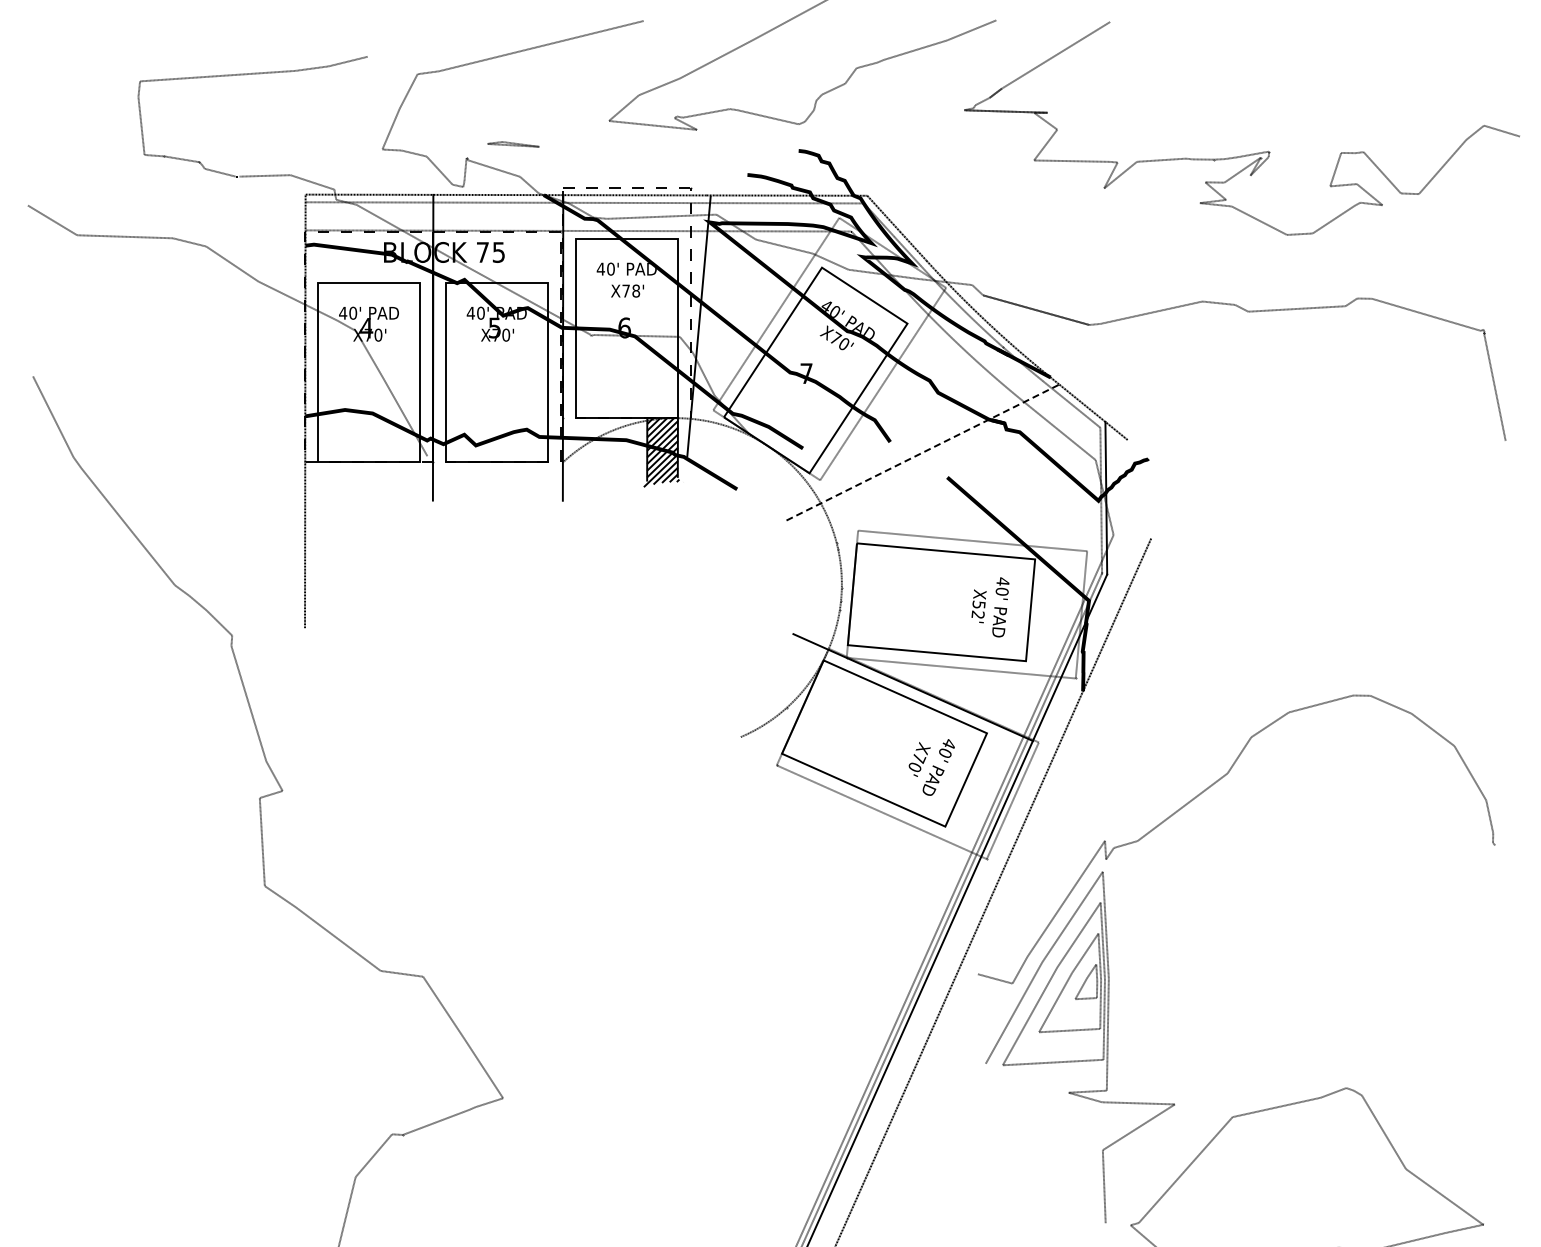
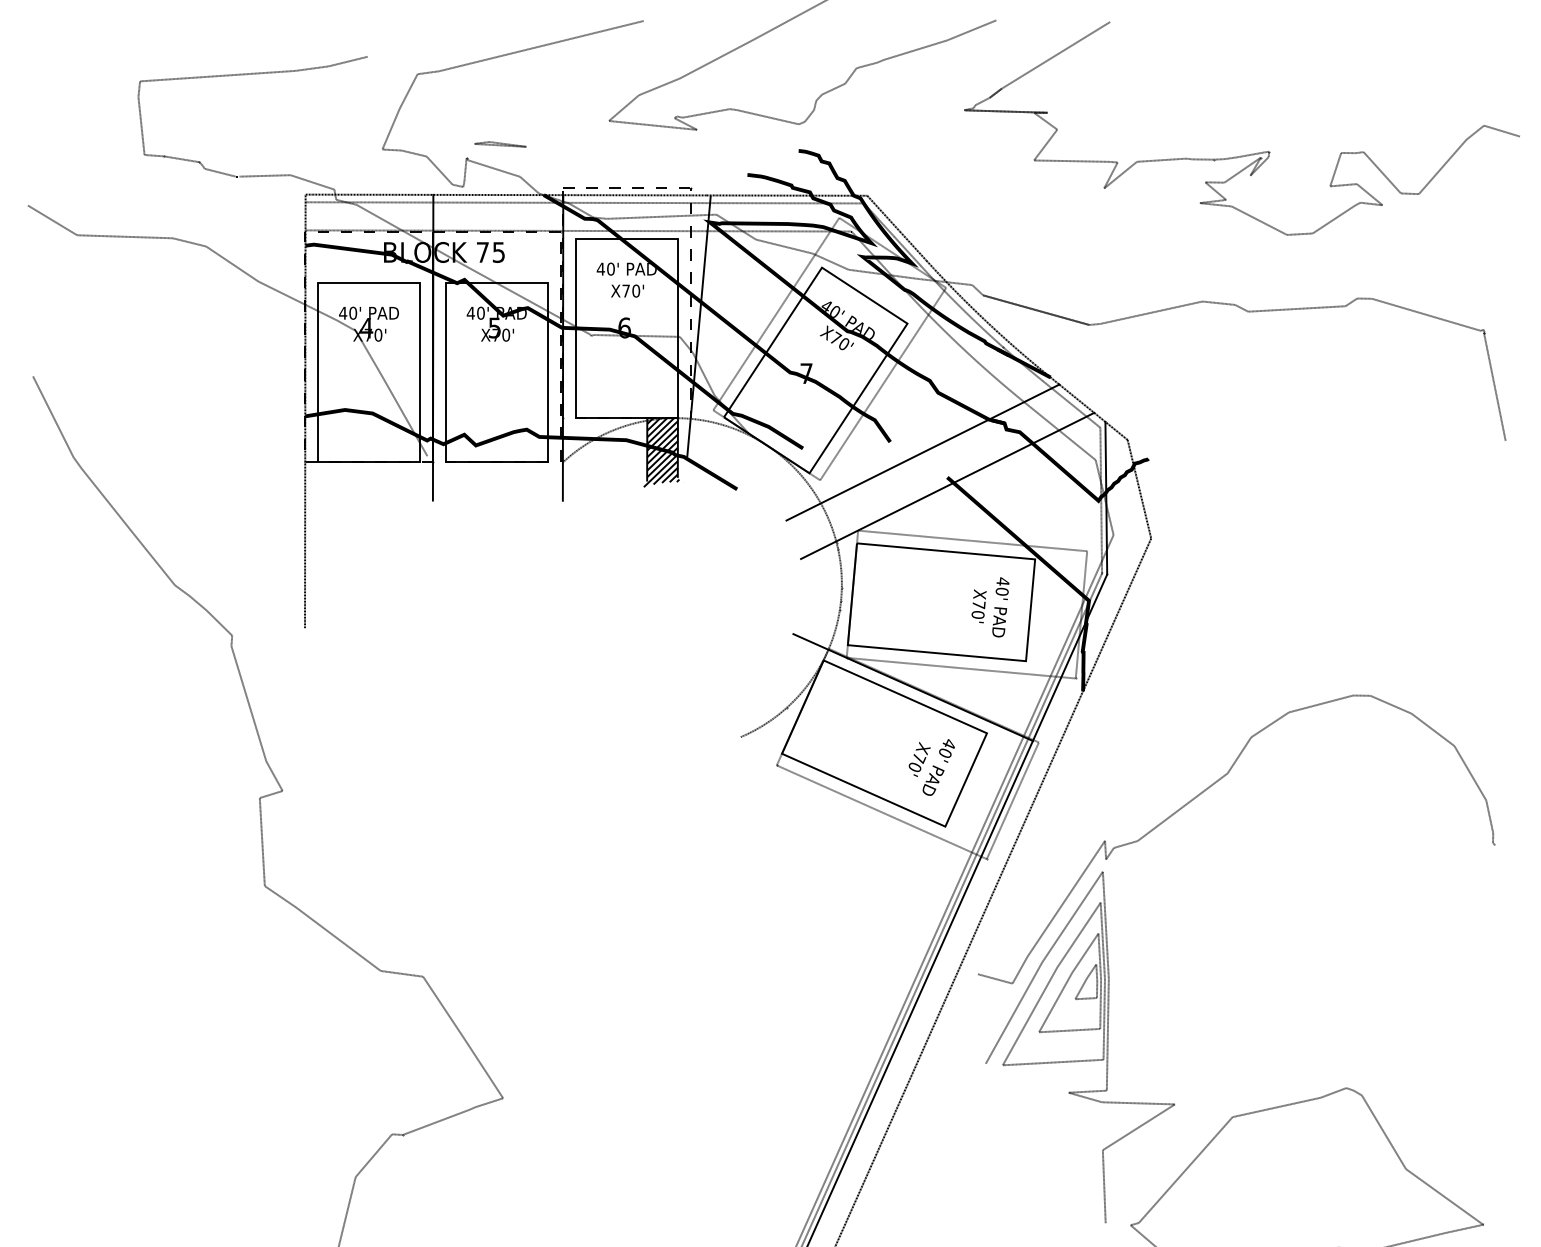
part position: (513, 144) -> (500, 144) (500, 144)
text: X78' -> X70' (636, 290)
line: dashed -> solid (923, 452)
line: none -> present (947, 485)
line: none -> present (1139, 488)
text: X52' -> X70' (978, 609)
